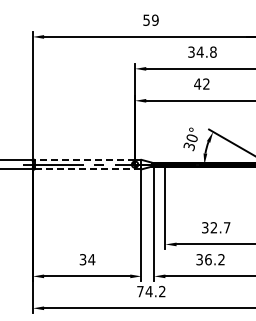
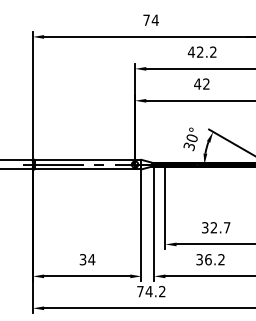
text: 59 -> 74 (150, 19)
text: 34.8 -> 42.2 (201, 51)
line: dashed -> solid (84, 159)
line: dashed -> solid (85, 169)
